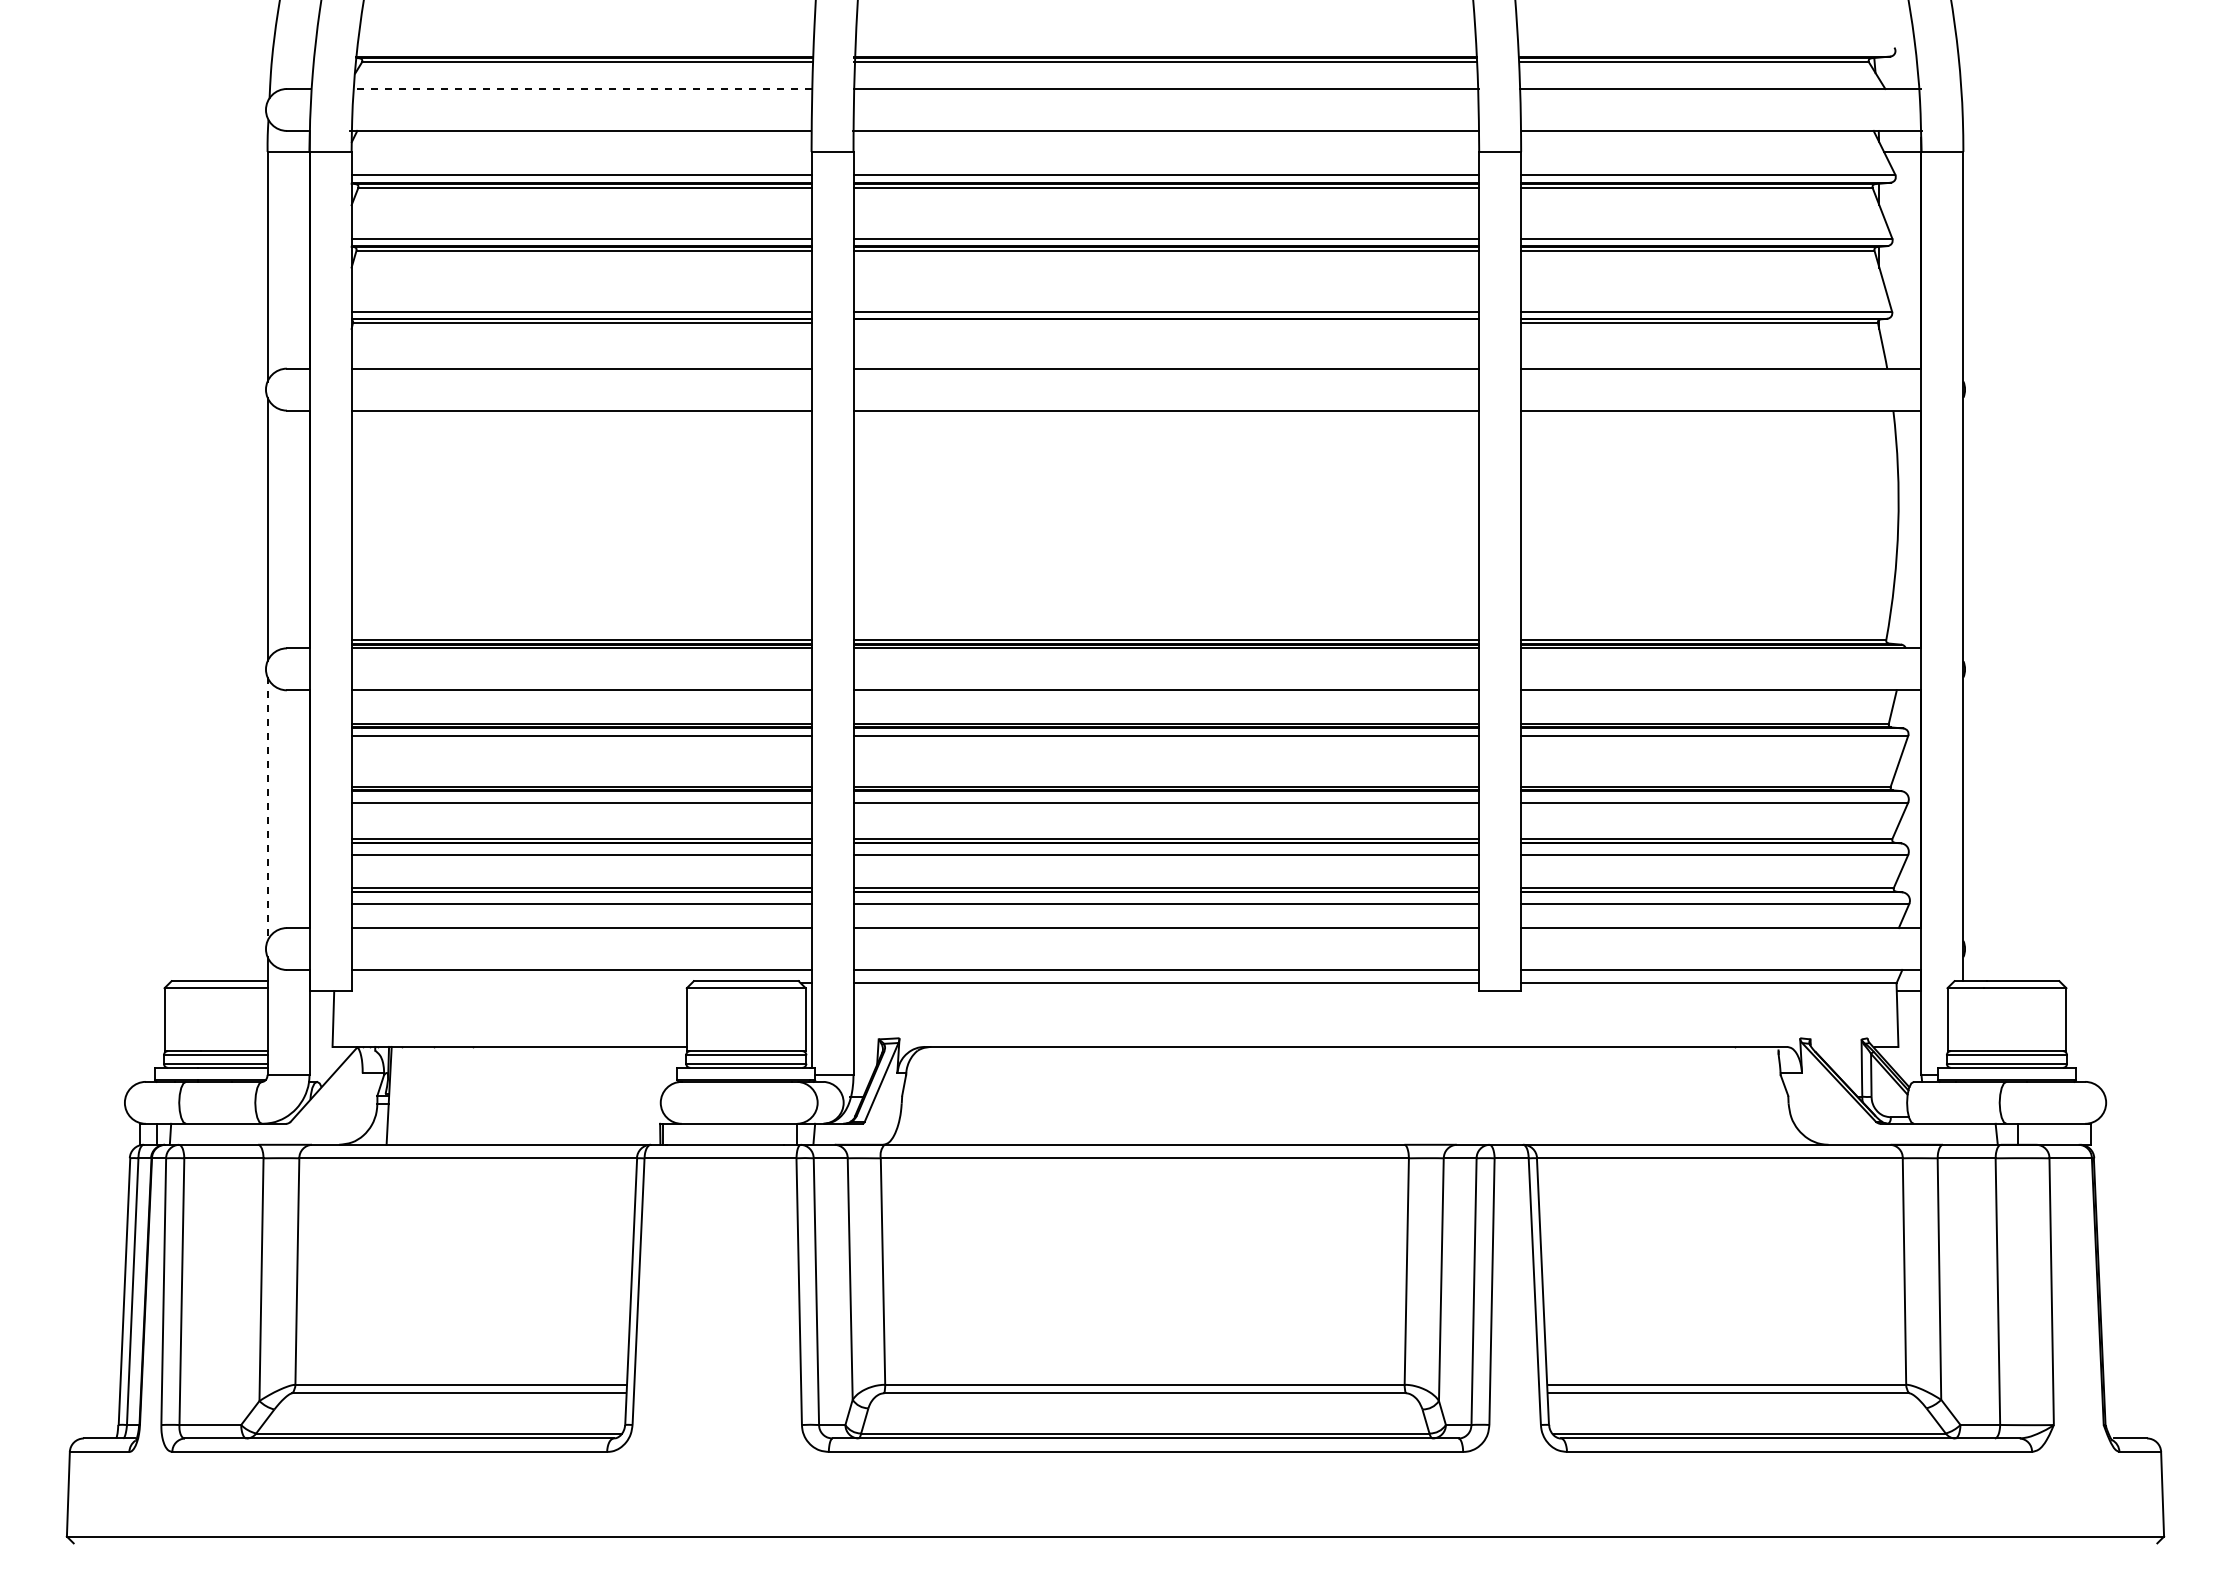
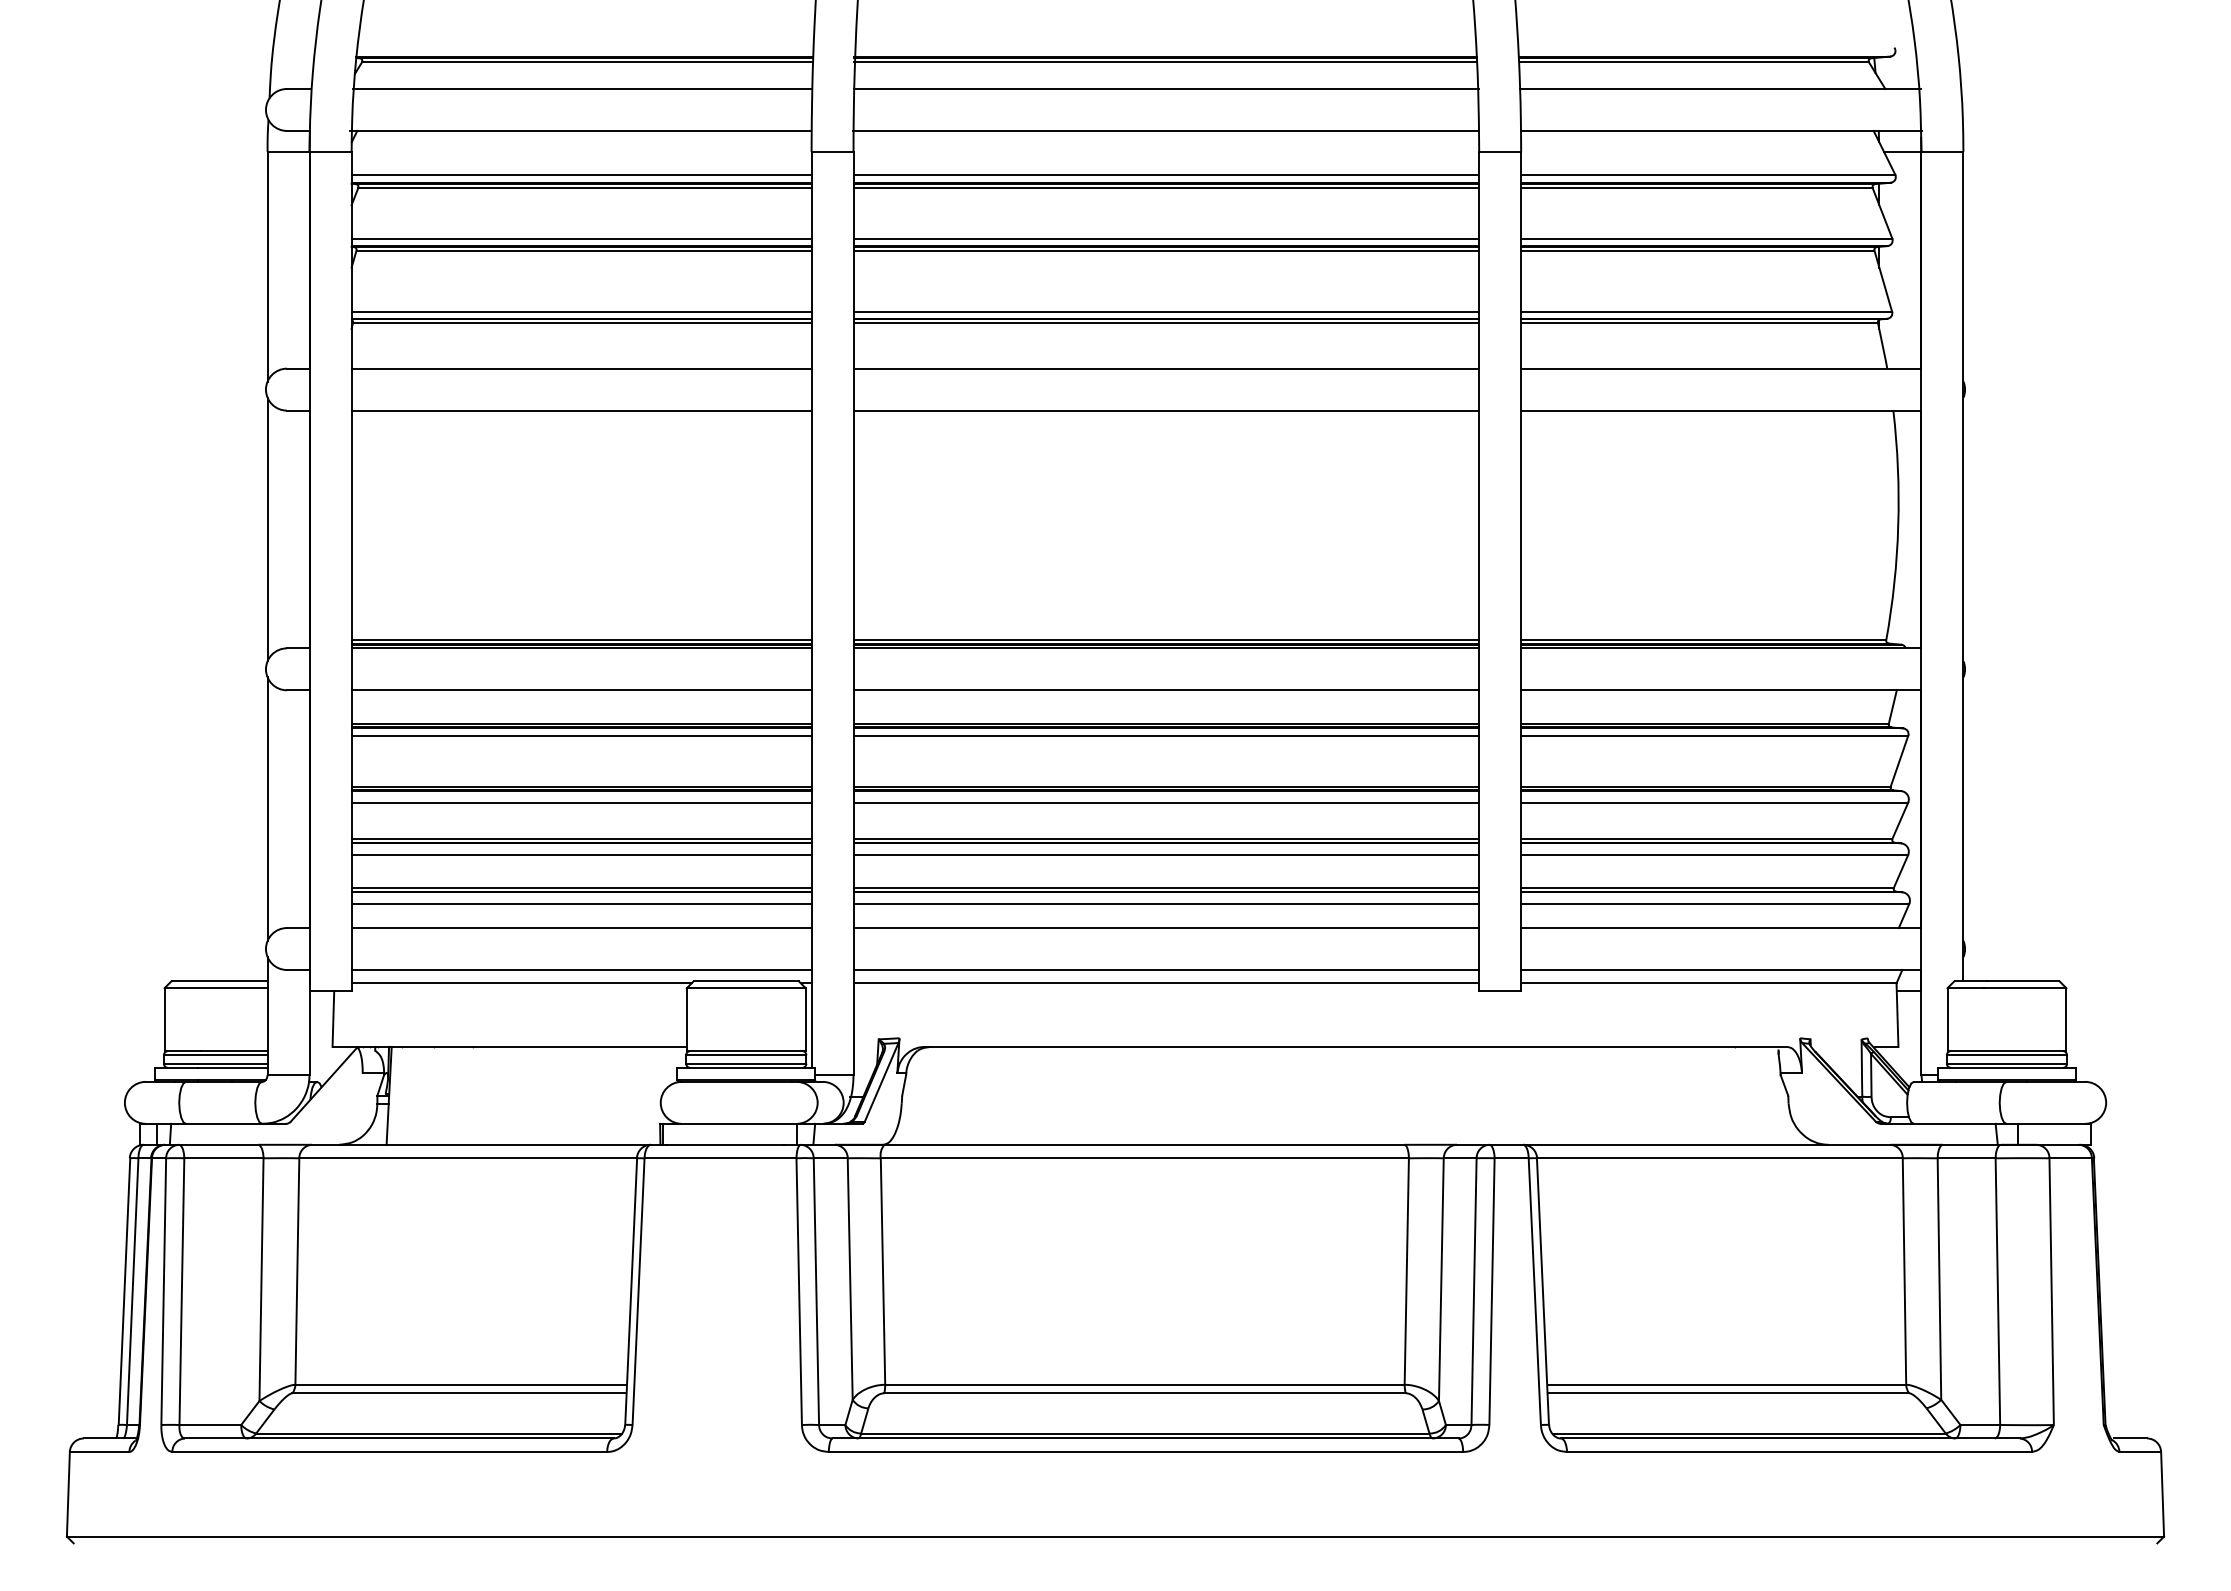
line: dashed -> solid (581, 89)
line: none -> present (1166, 322)
line: dashed -> solid (267, 809)
line: none -> present (521, 983)
